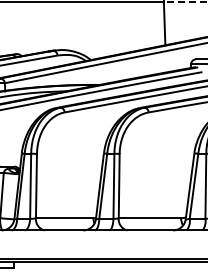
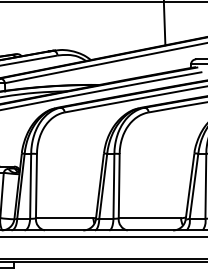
line: dashed -> solid (185, 1)
line: none -> present (103, 236)
